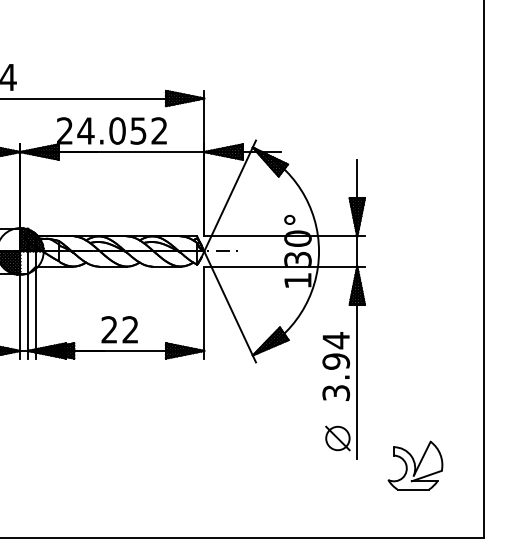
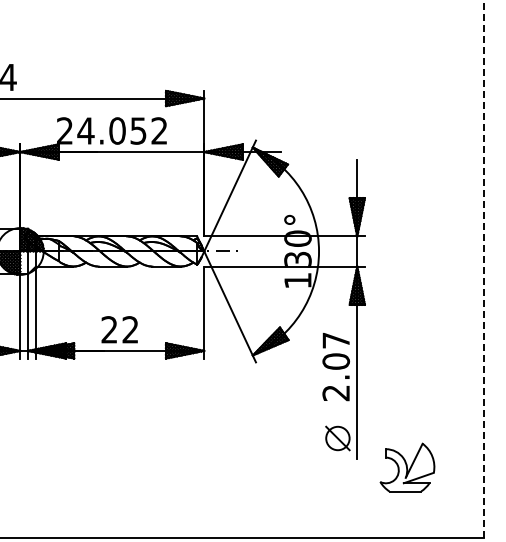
line: solid -> dashed (483, 268)
text: 3.94 -> 2.07 (336, 366)
part position: (415, 465) -> (407, 467) (407, 467)
